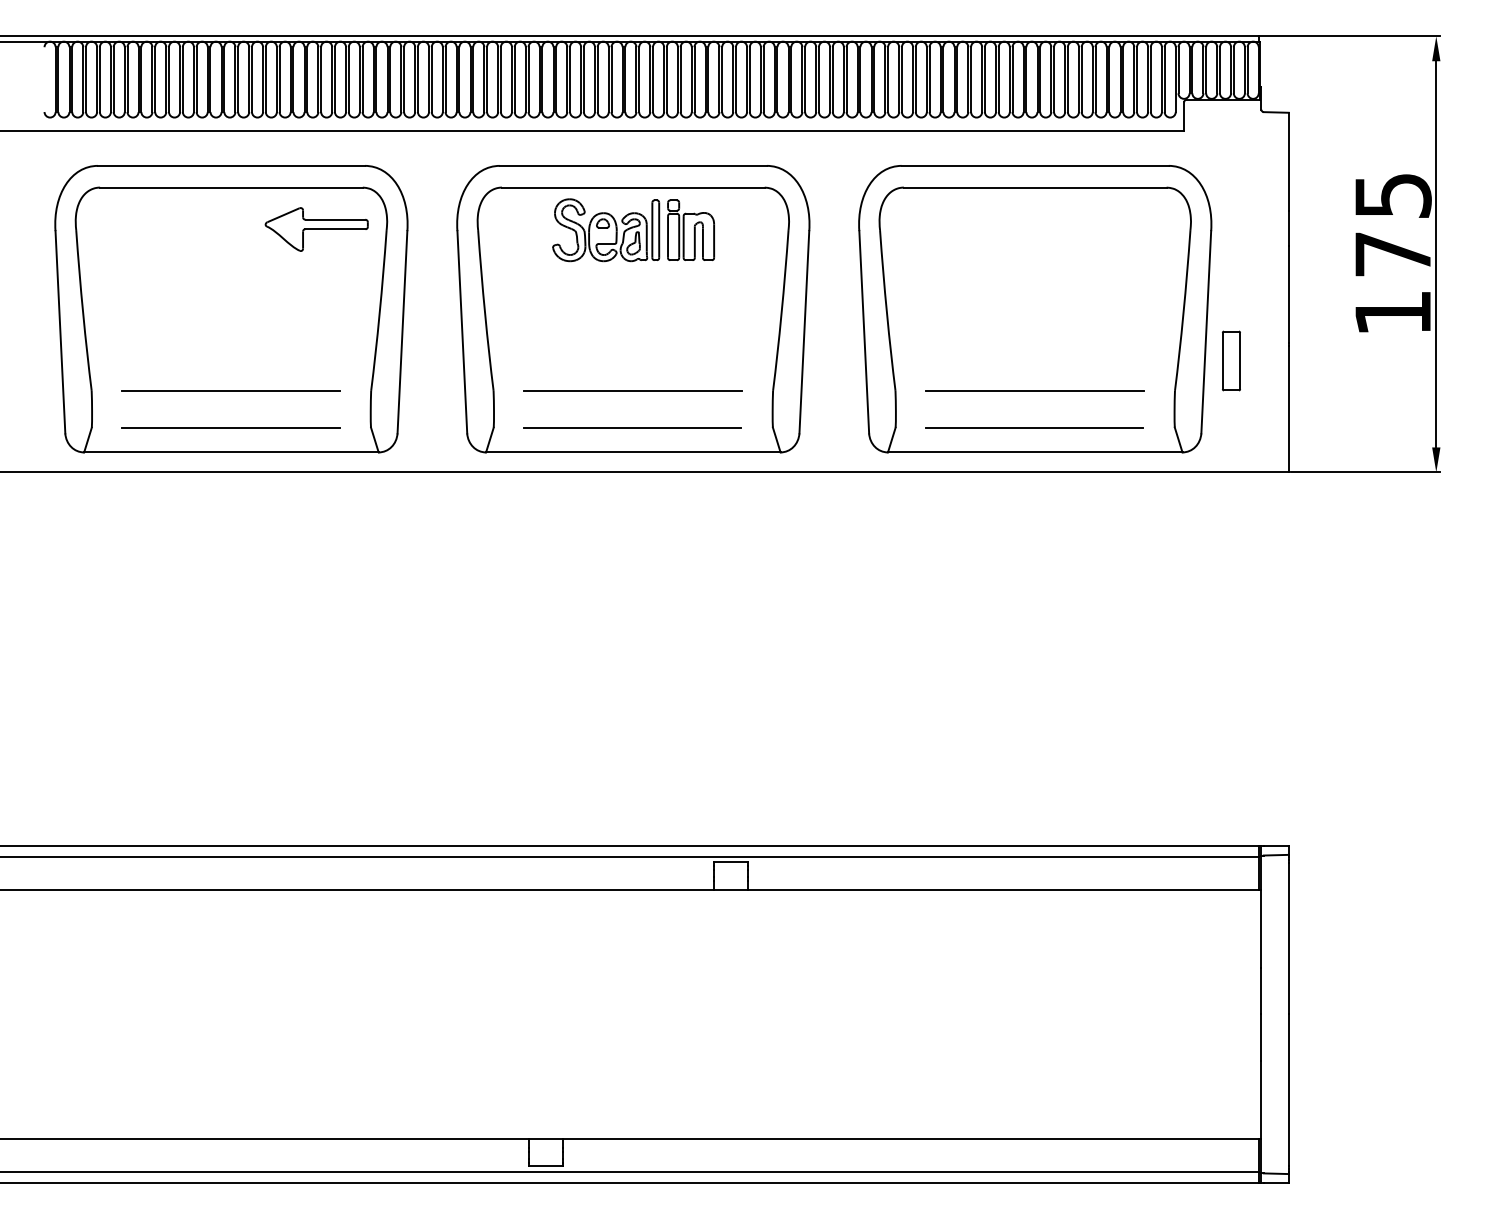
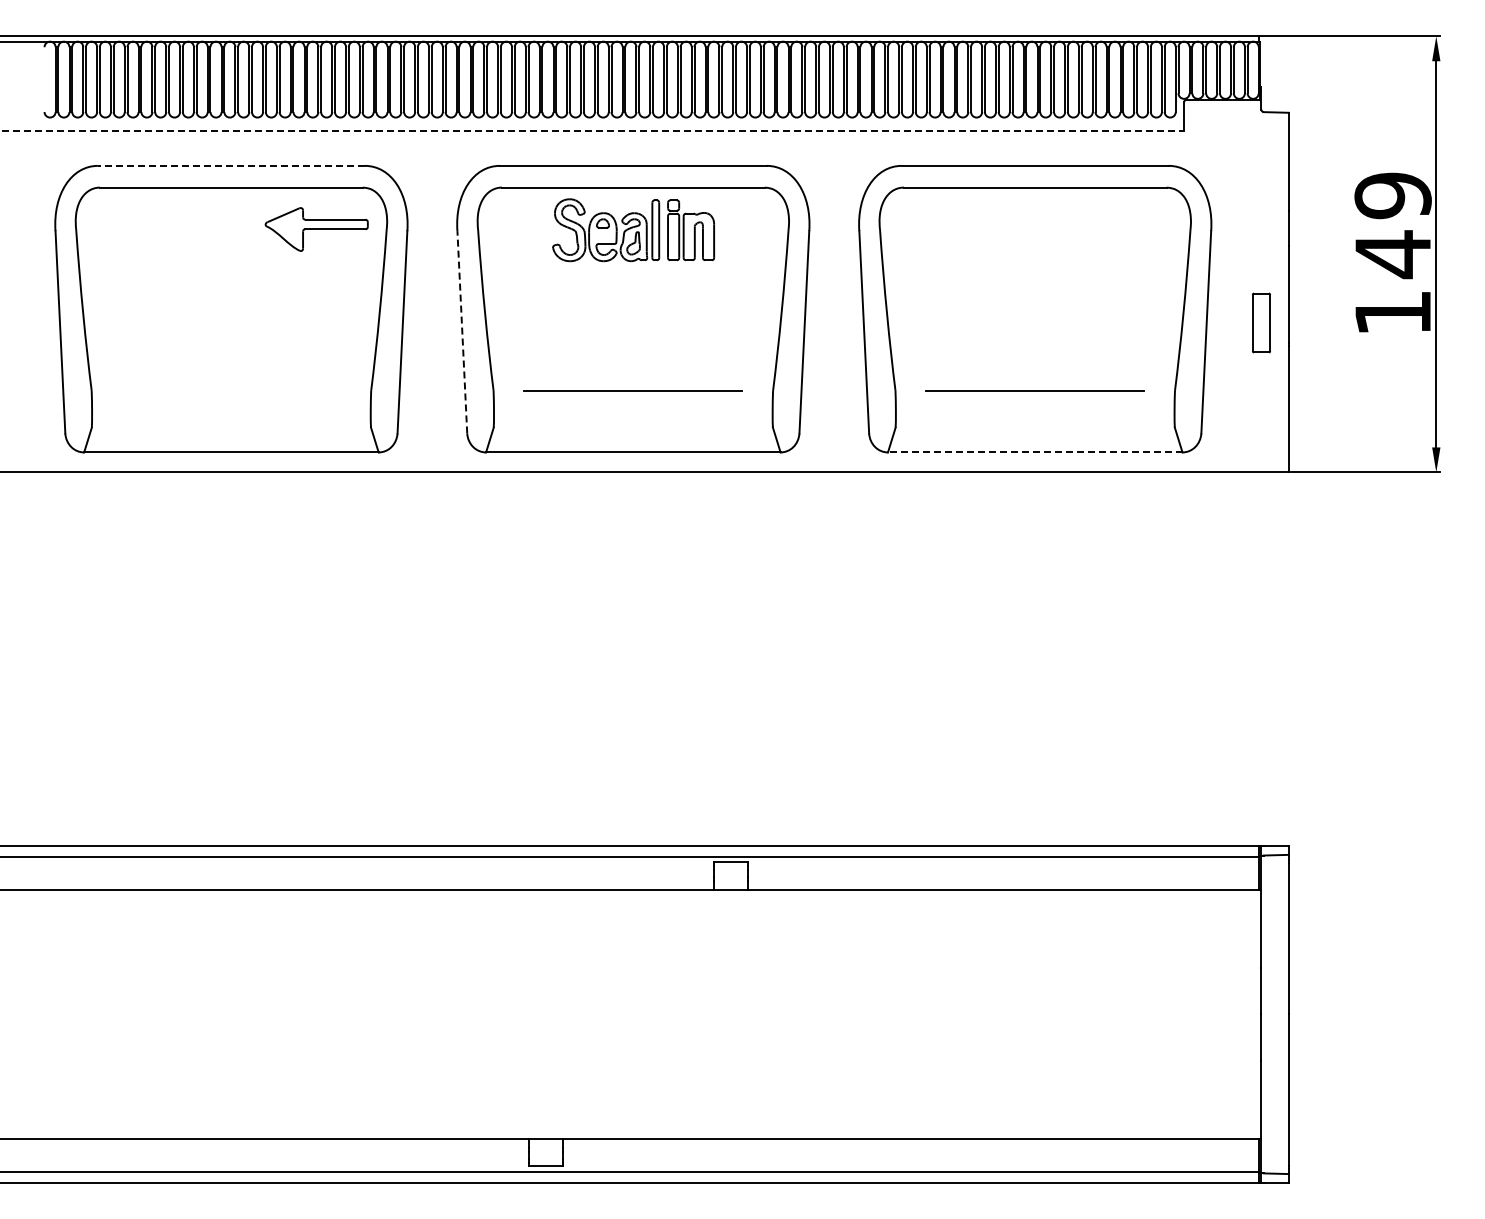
line: solid -> dashed (592, 130)
line: solid -> dashed (231, 165)
text: 175 -> 149 (1392, 225)
line: solid -> dashed (462, 331)
part position: (1231, 360) -> (1261, 322) (1261, 322)
line: present -> none (230, 390)
line: present -> none (230, 427)
line: present -> none (632, 427)
line: present -> none (1034, 427)
line: solid -> dashed (1034, 452)
